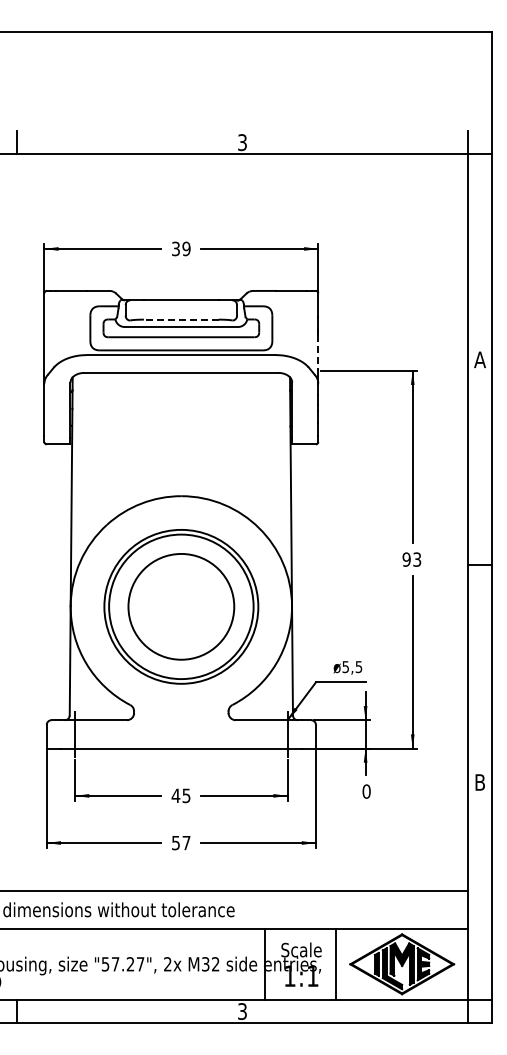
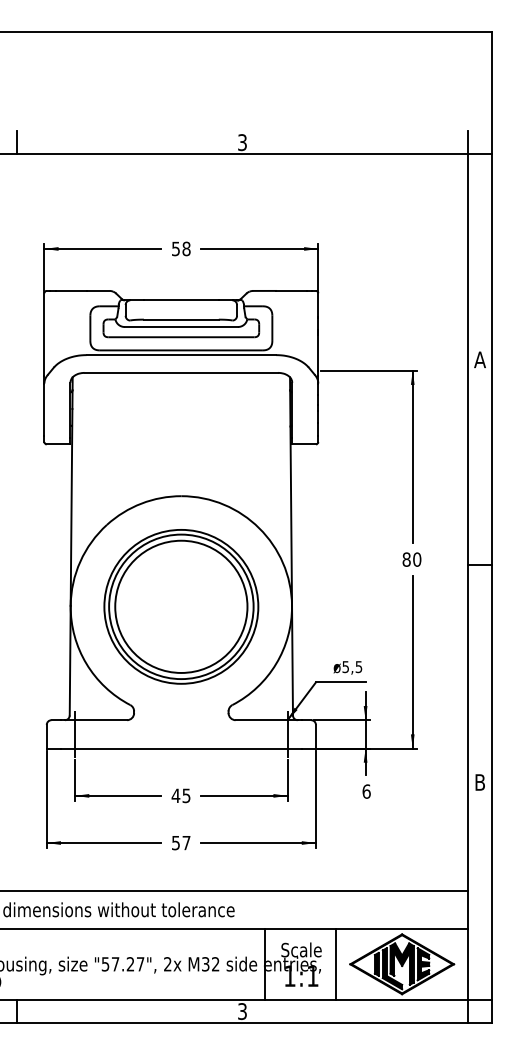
text: 39 -> 58 (181, 248)
line: dashed -> solid (180, 319)
line: dashed -> solid (318, 352)
text: 93 -> 80 (411, 559)
circle diameter: 106 px -> 132 px (181, 606)
text: 0 -> 6 (366, 791)
